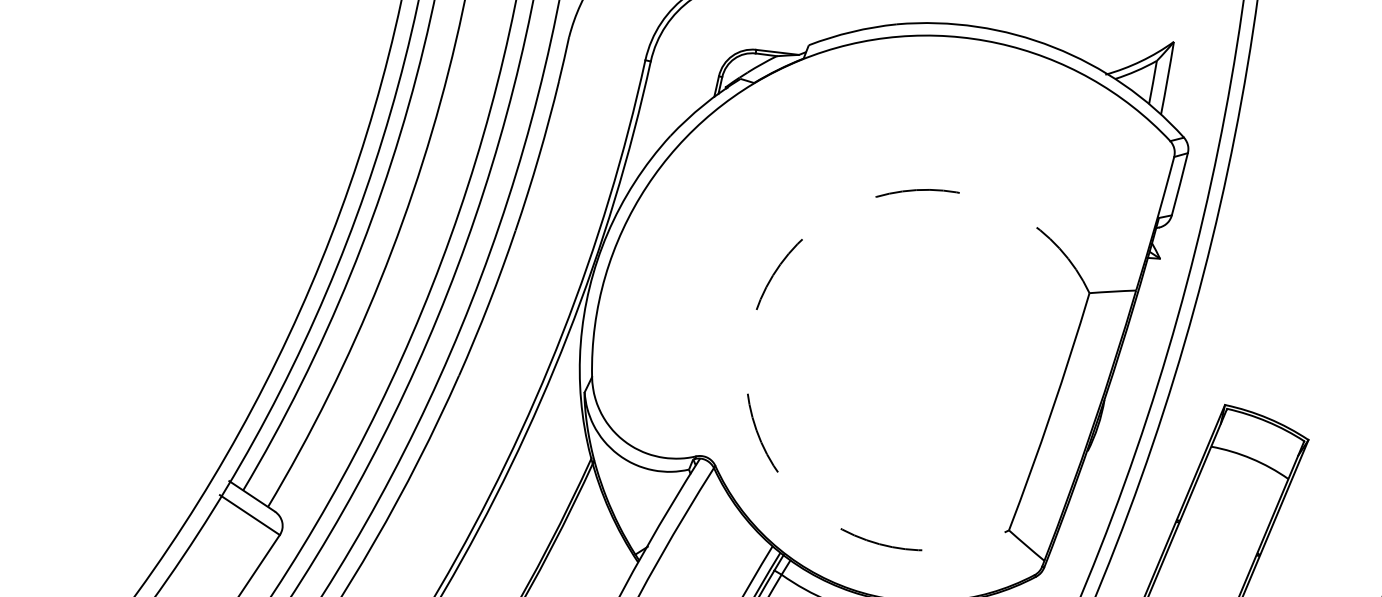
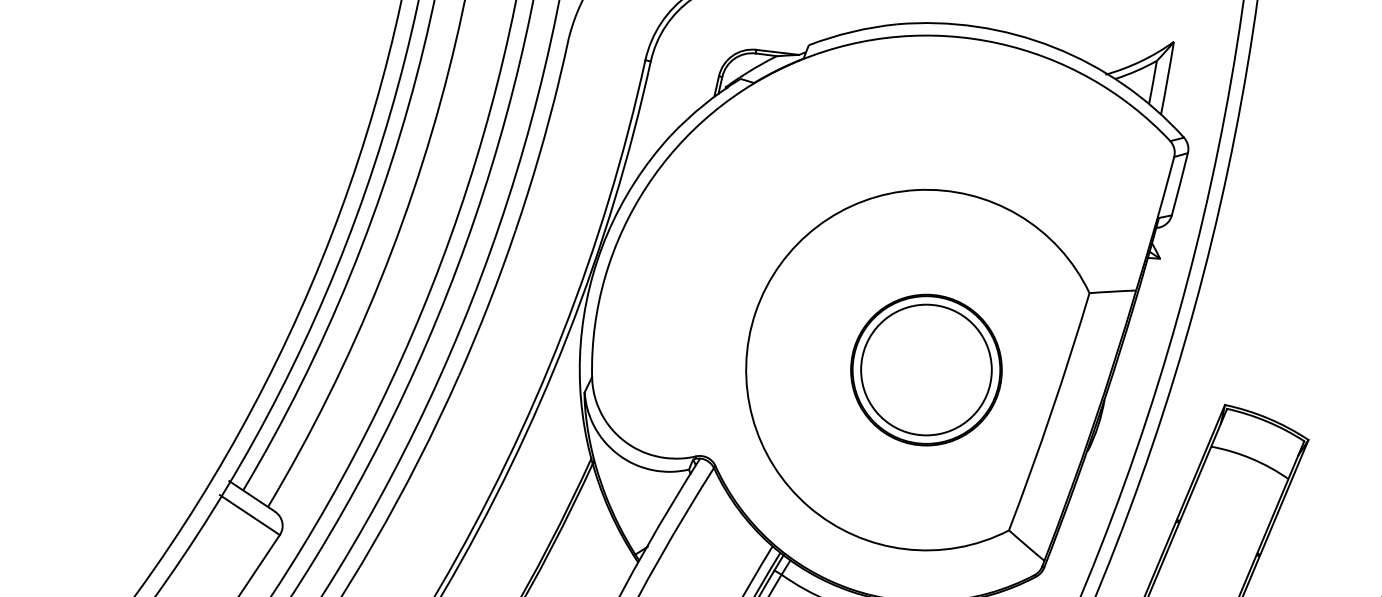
arc: dashed -> solid (755, 312)
part: none -> present (926, 369)
